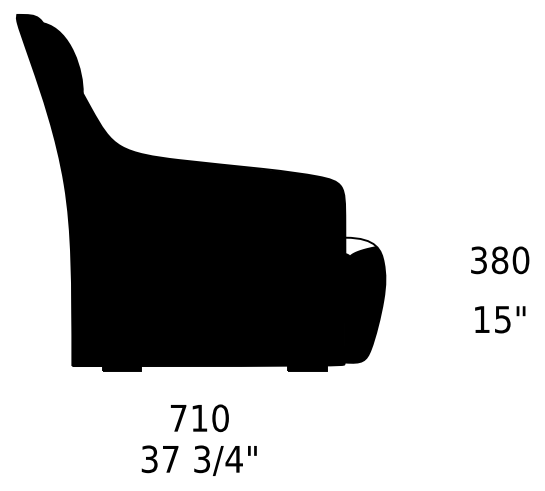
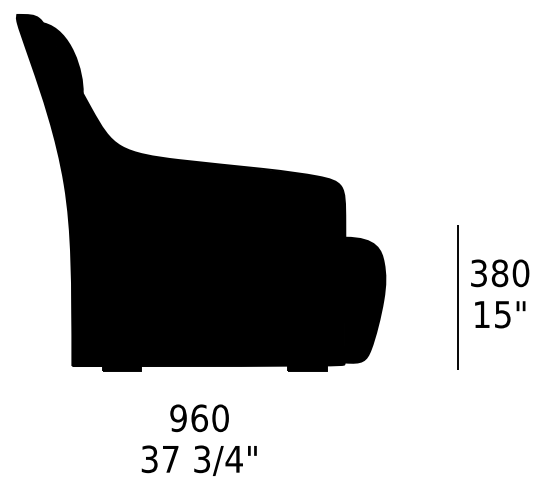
fill: none -> present (360, 246)
text position: (500, 260) -> (500, 273) (500, 273)
line: none -> present (457, 297)
text position: (500, 319) -> (500, 314) (500, 314)
text: 710 -> 960 (188, 418)
